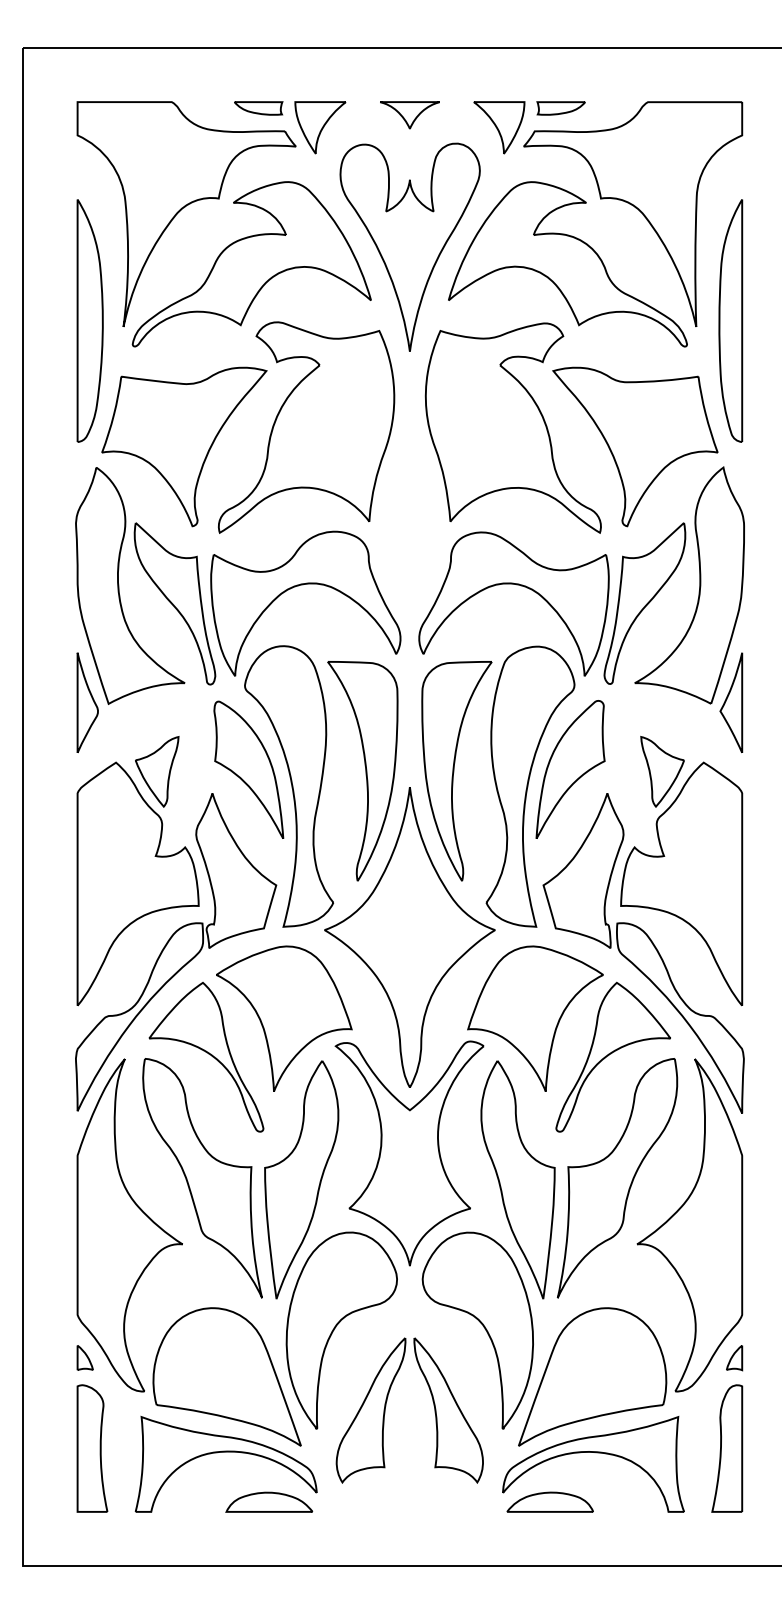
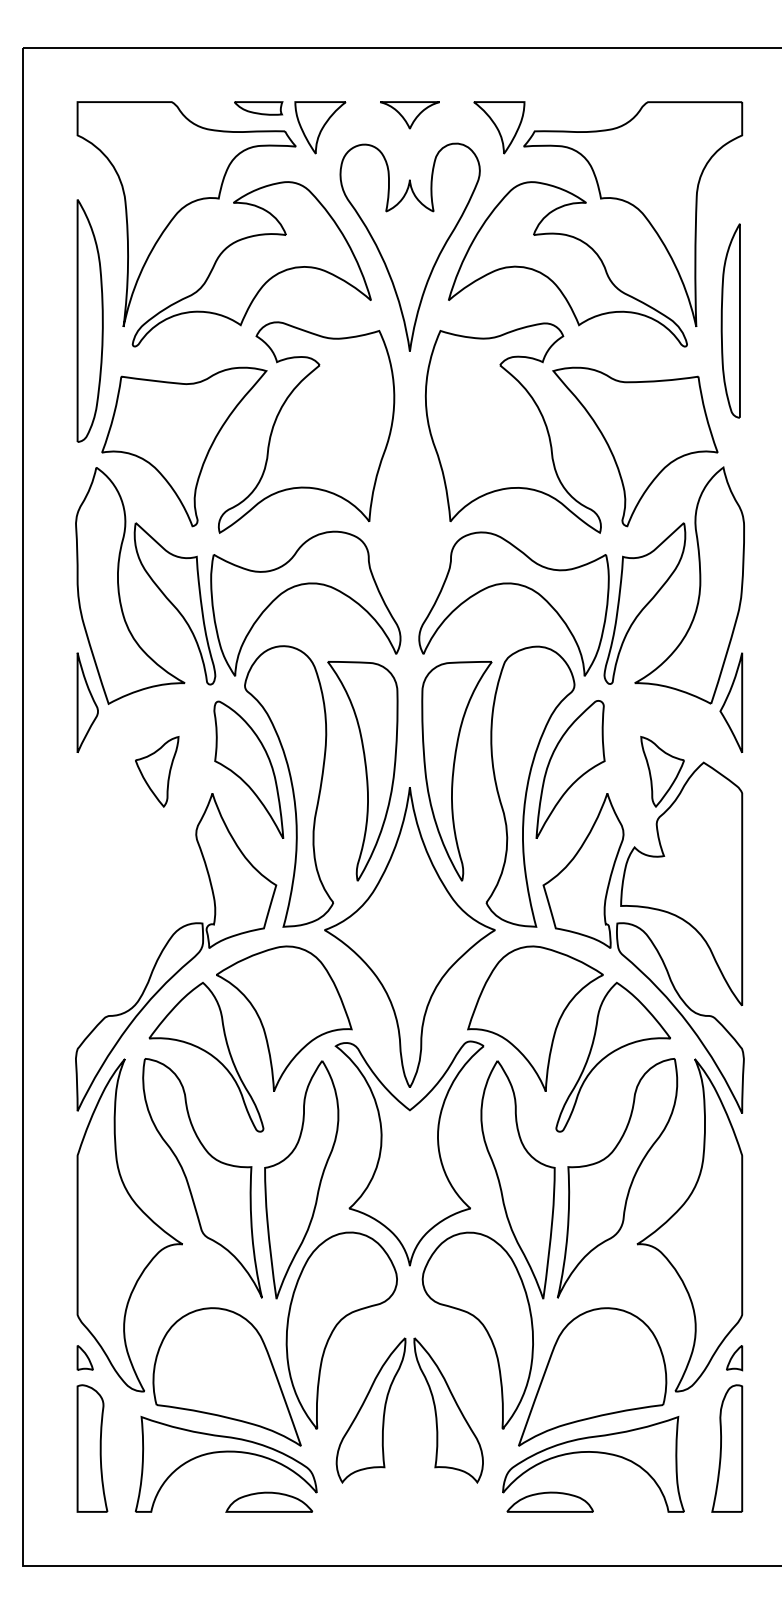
part: present -> none (560, 108)
part size: 26x244 px -> 21x196 px (730, 320)
part: present -> none (137, 883)
